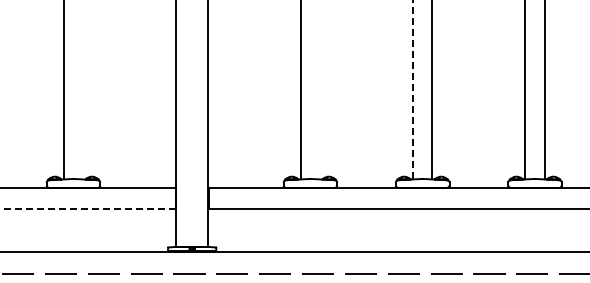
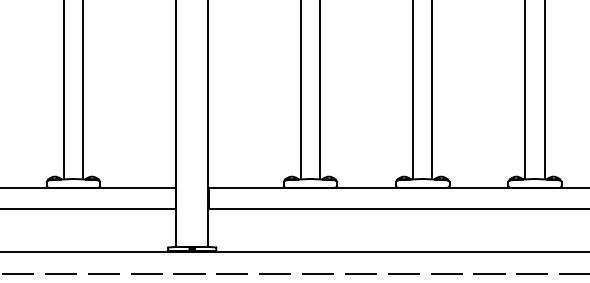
line: dashed -> solid (413, 89)
line: none -> present (83, 90)
line: none -> present (320, 90)
line: dashed -> solid (87, 209)
